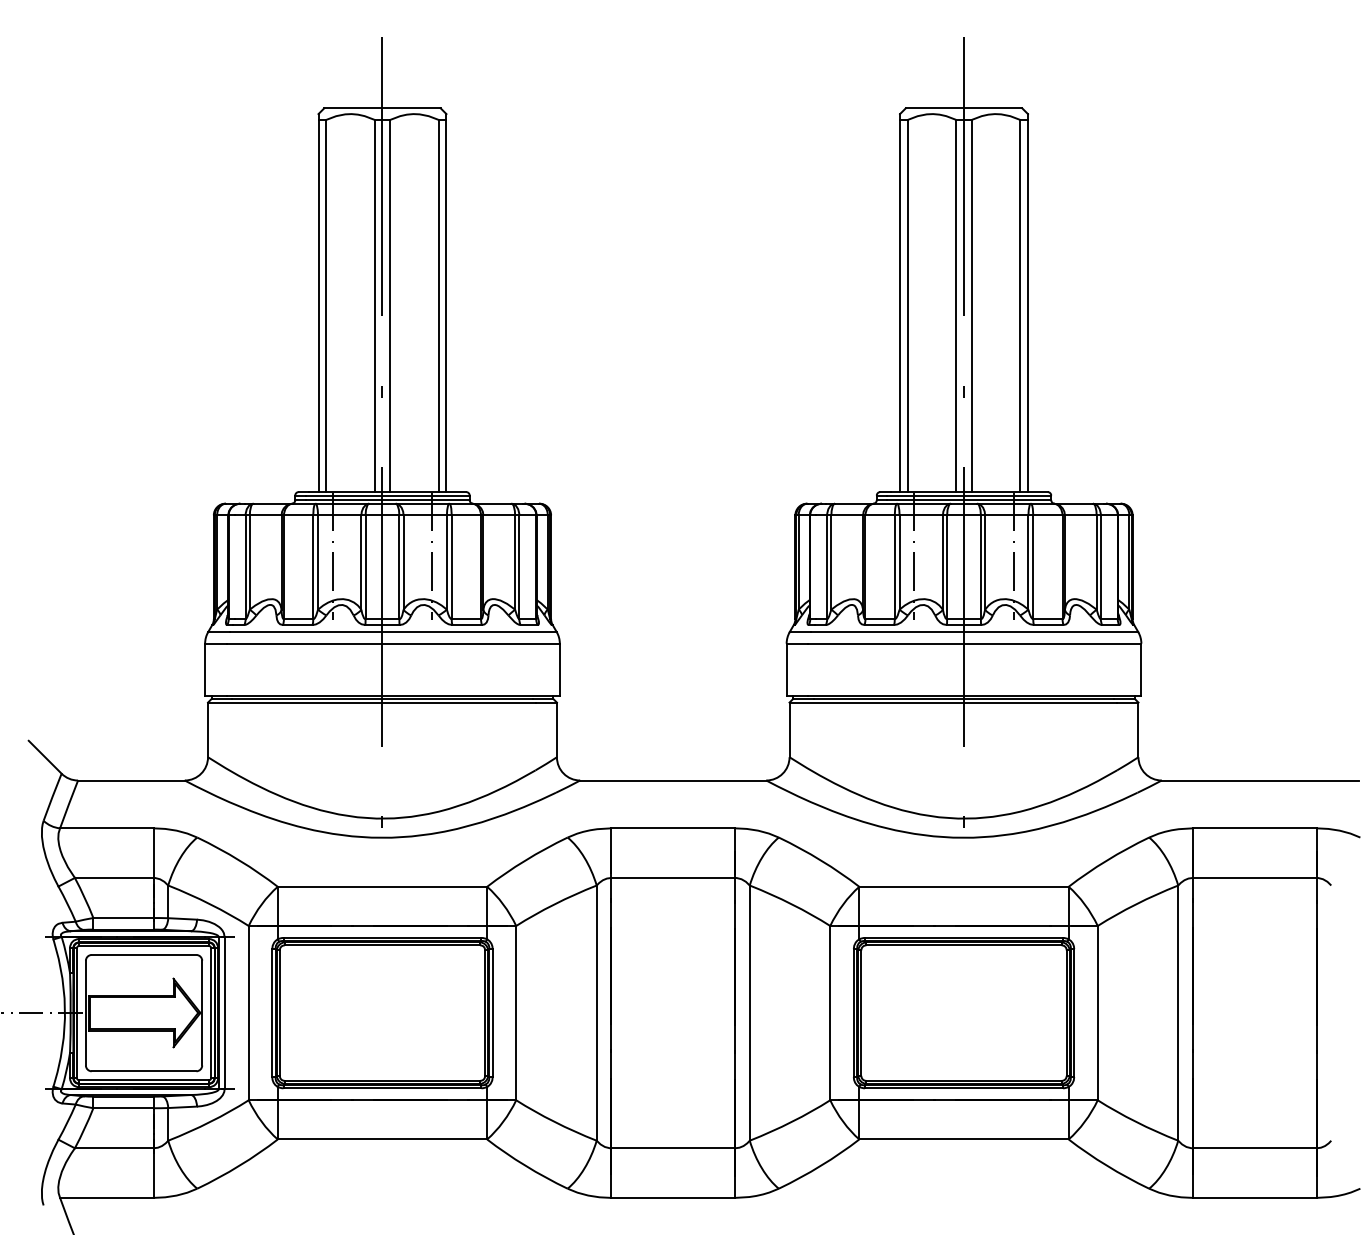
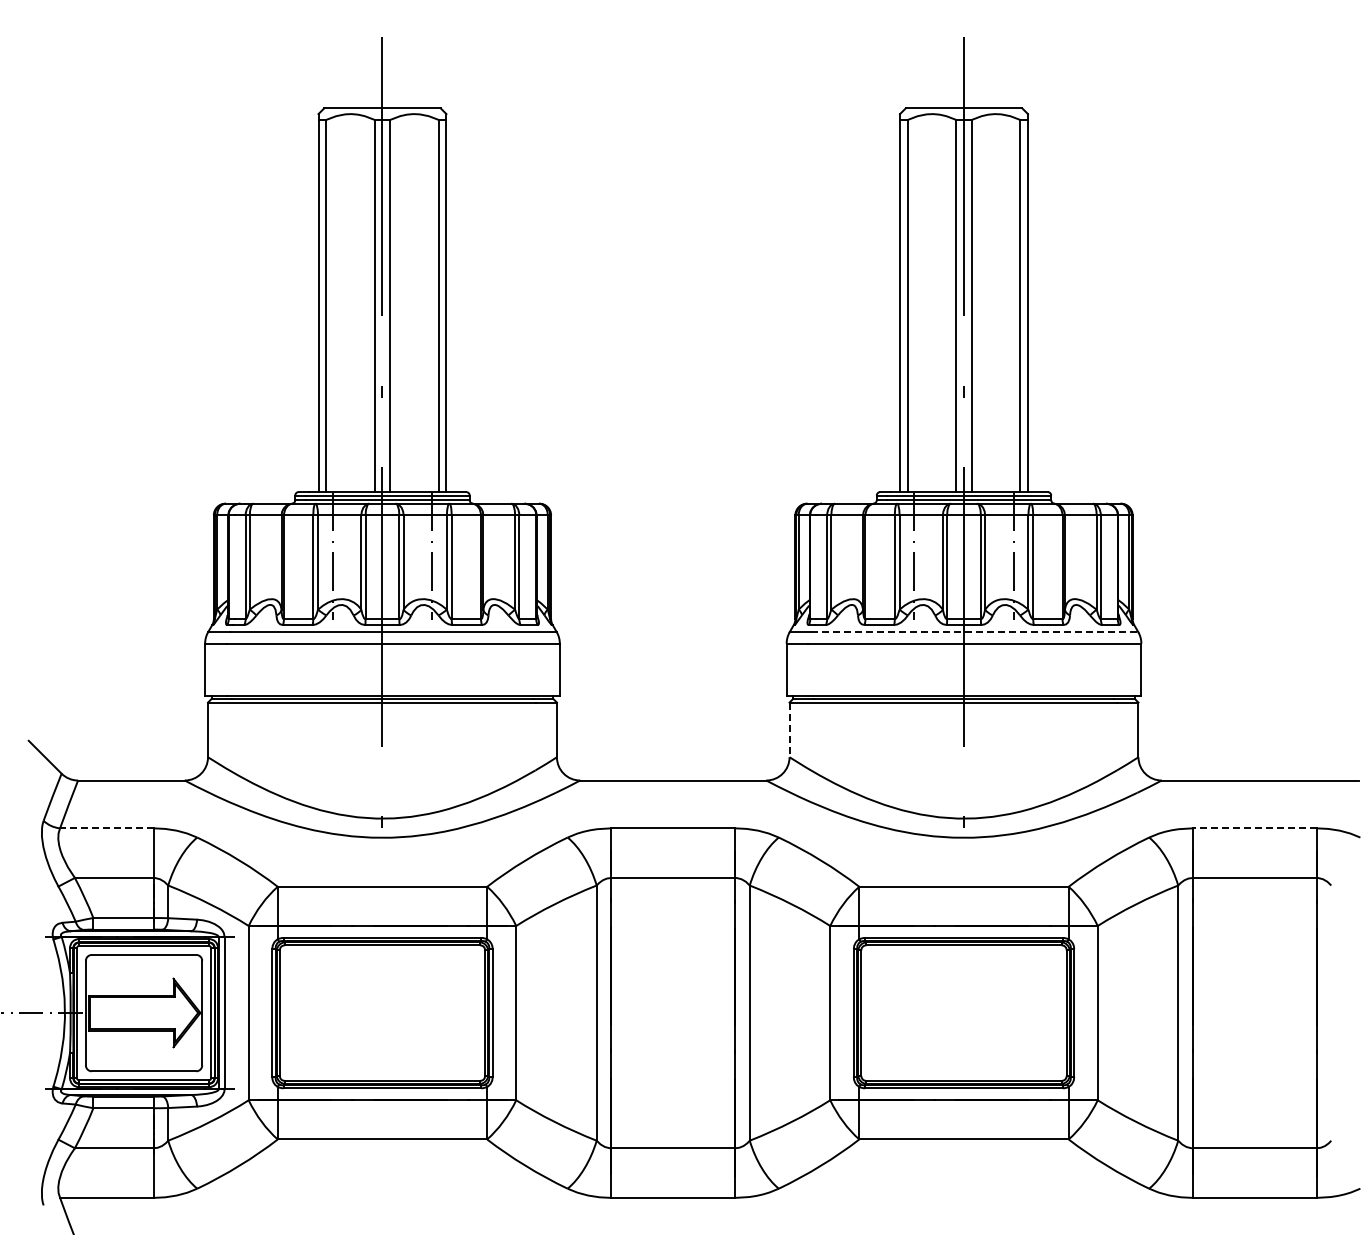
line: solid -> dashed (974, 632)
line: solid -> dashed (789, 730)
line: solid -> dashed (106, 828)
line: solid -> dashed (1254, 828)
